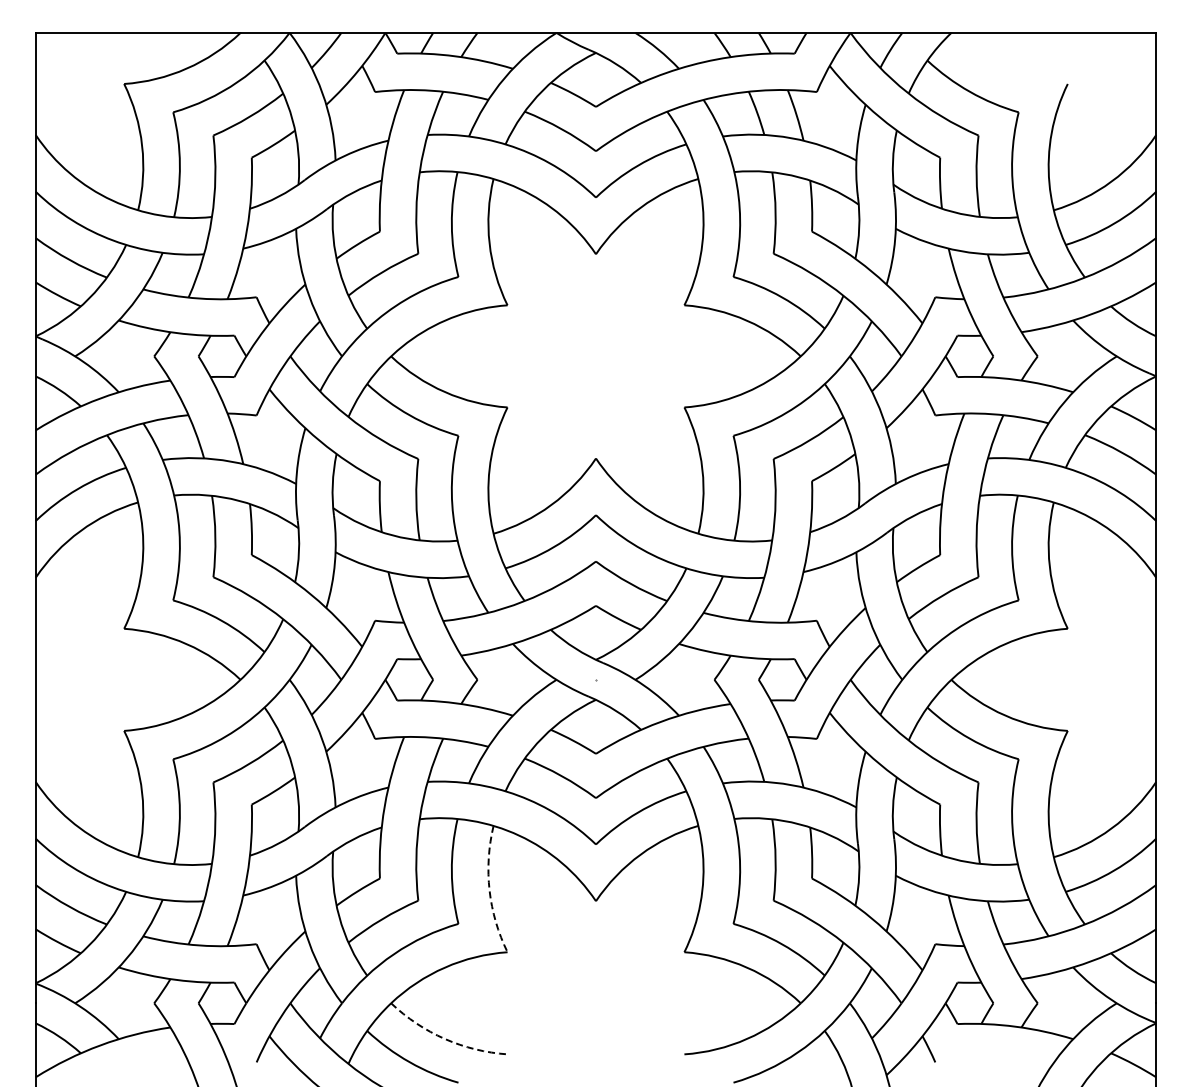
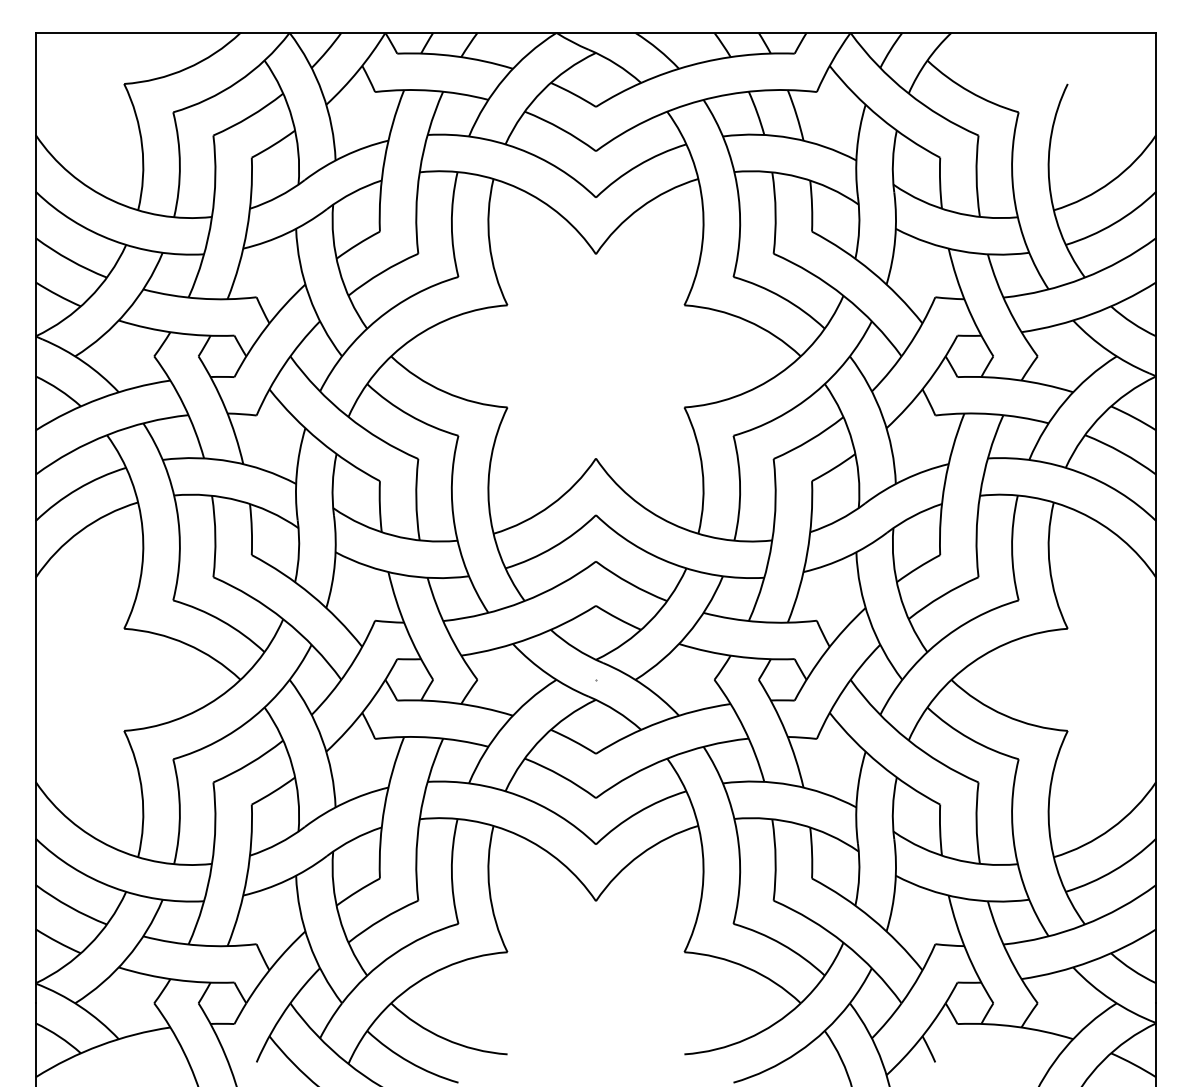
arc: dashed -> solid (489, 890)
arc: dashed -> solid (444, 1038)
